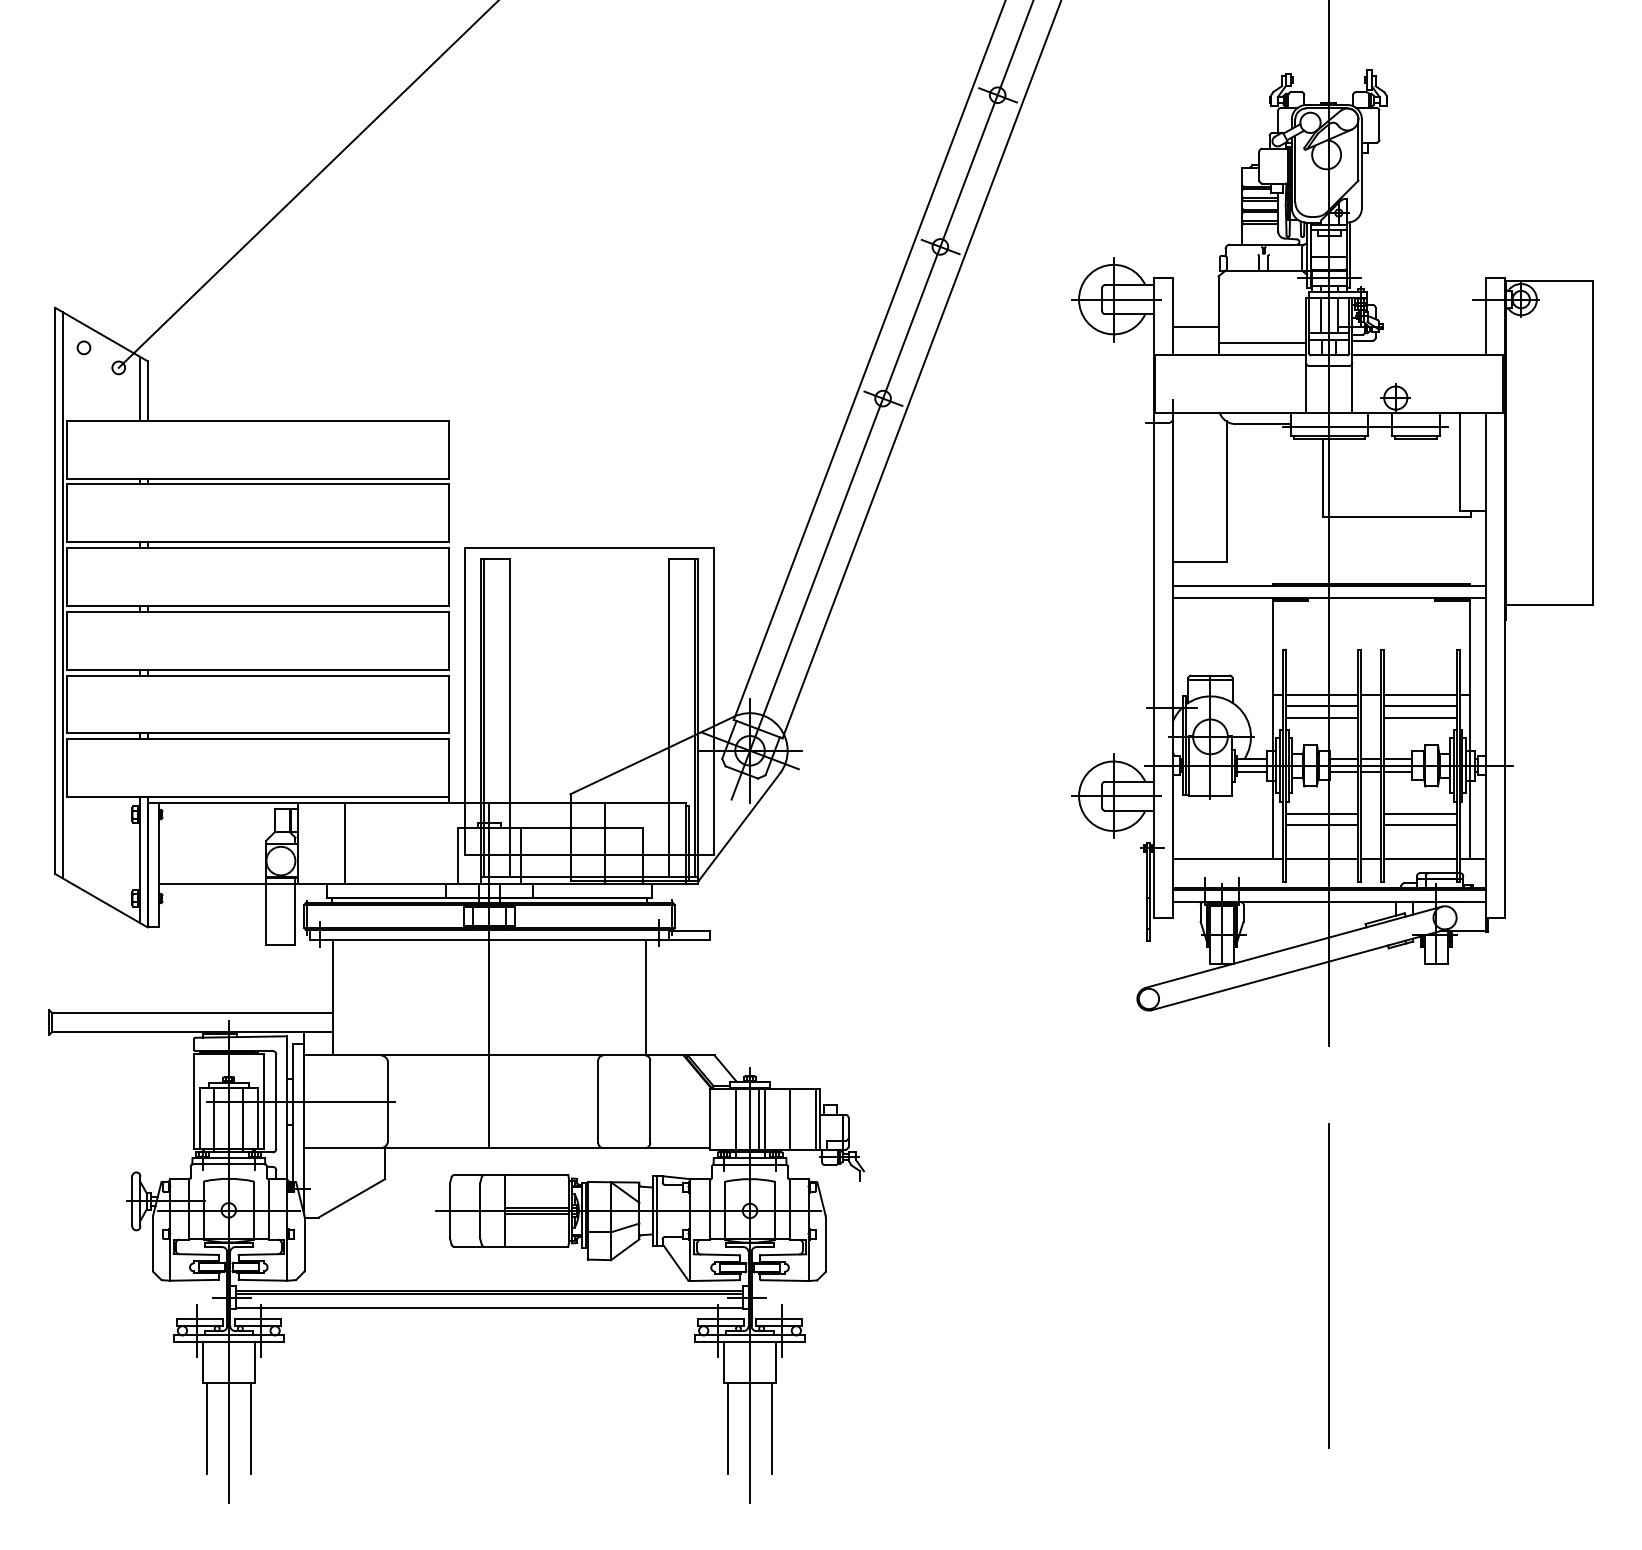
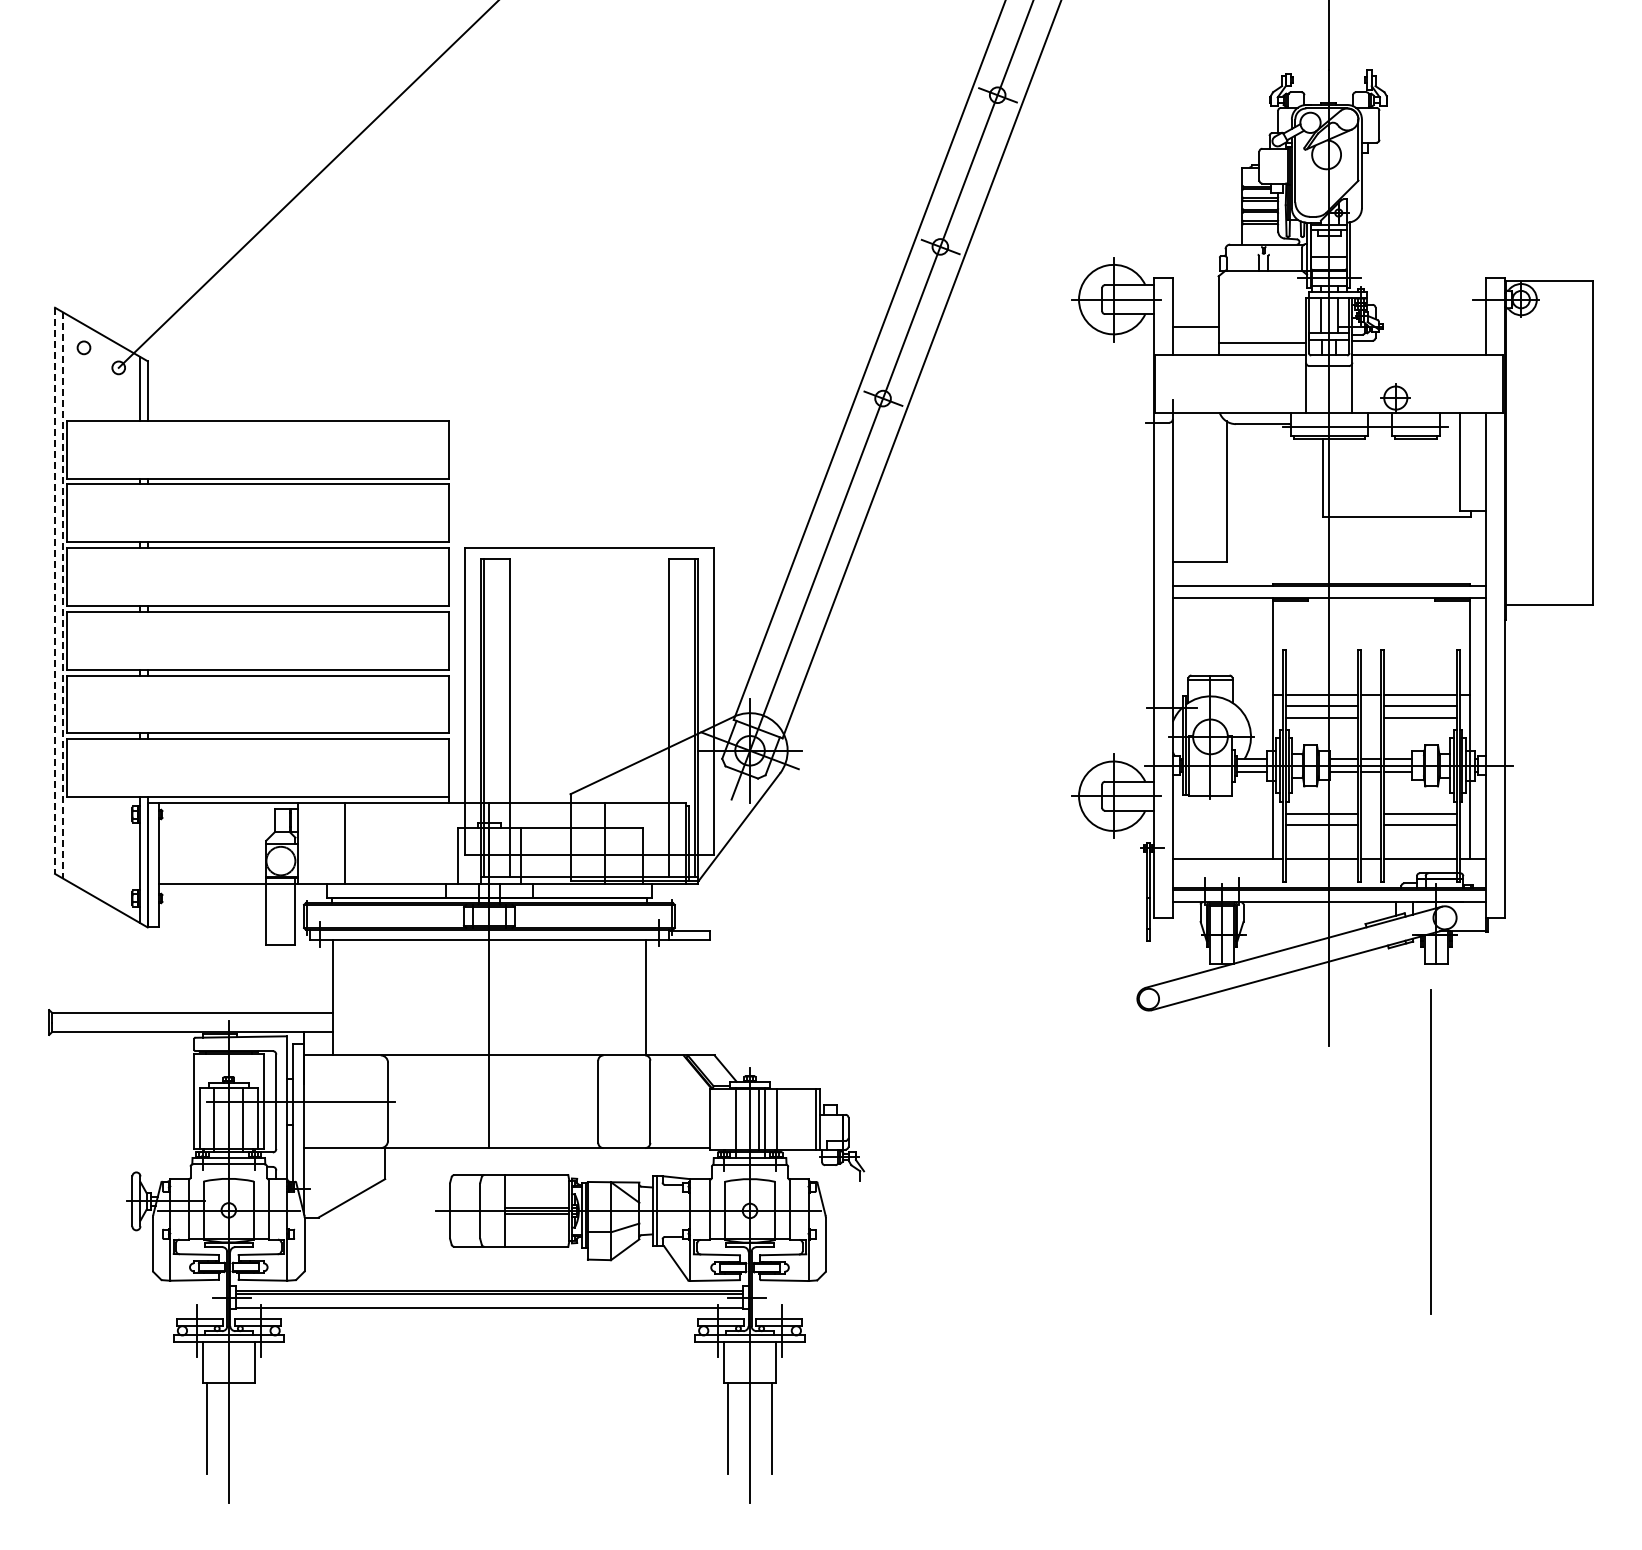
line: solid -> dashed (55, 591)
line: solid -> dashed (62, 595)
line position: (790, 1118) -> (777, 1118) (777, 1118)
line position: (1328, 1285) -> (1430, 1151) (1430, 1151)
line: present -> none (251, 1428)
